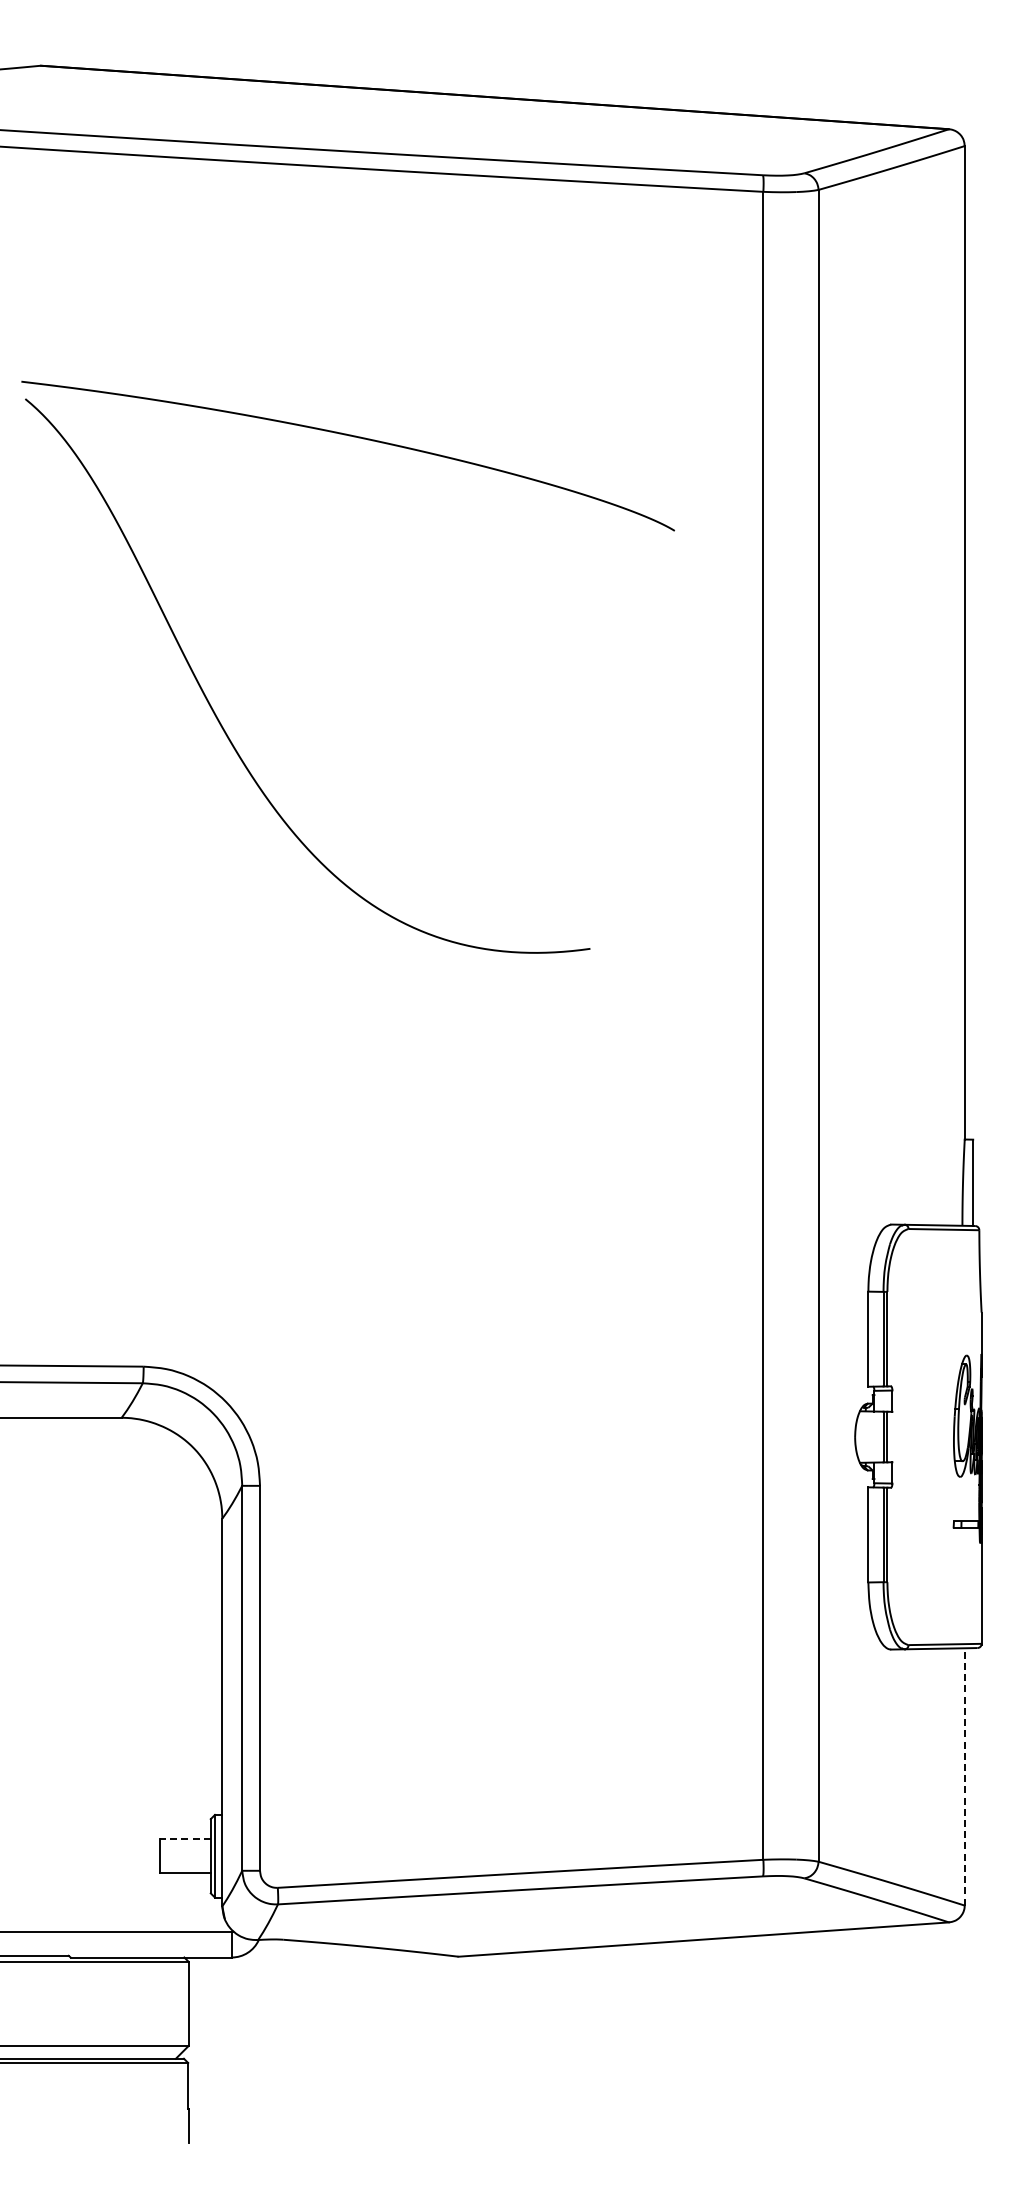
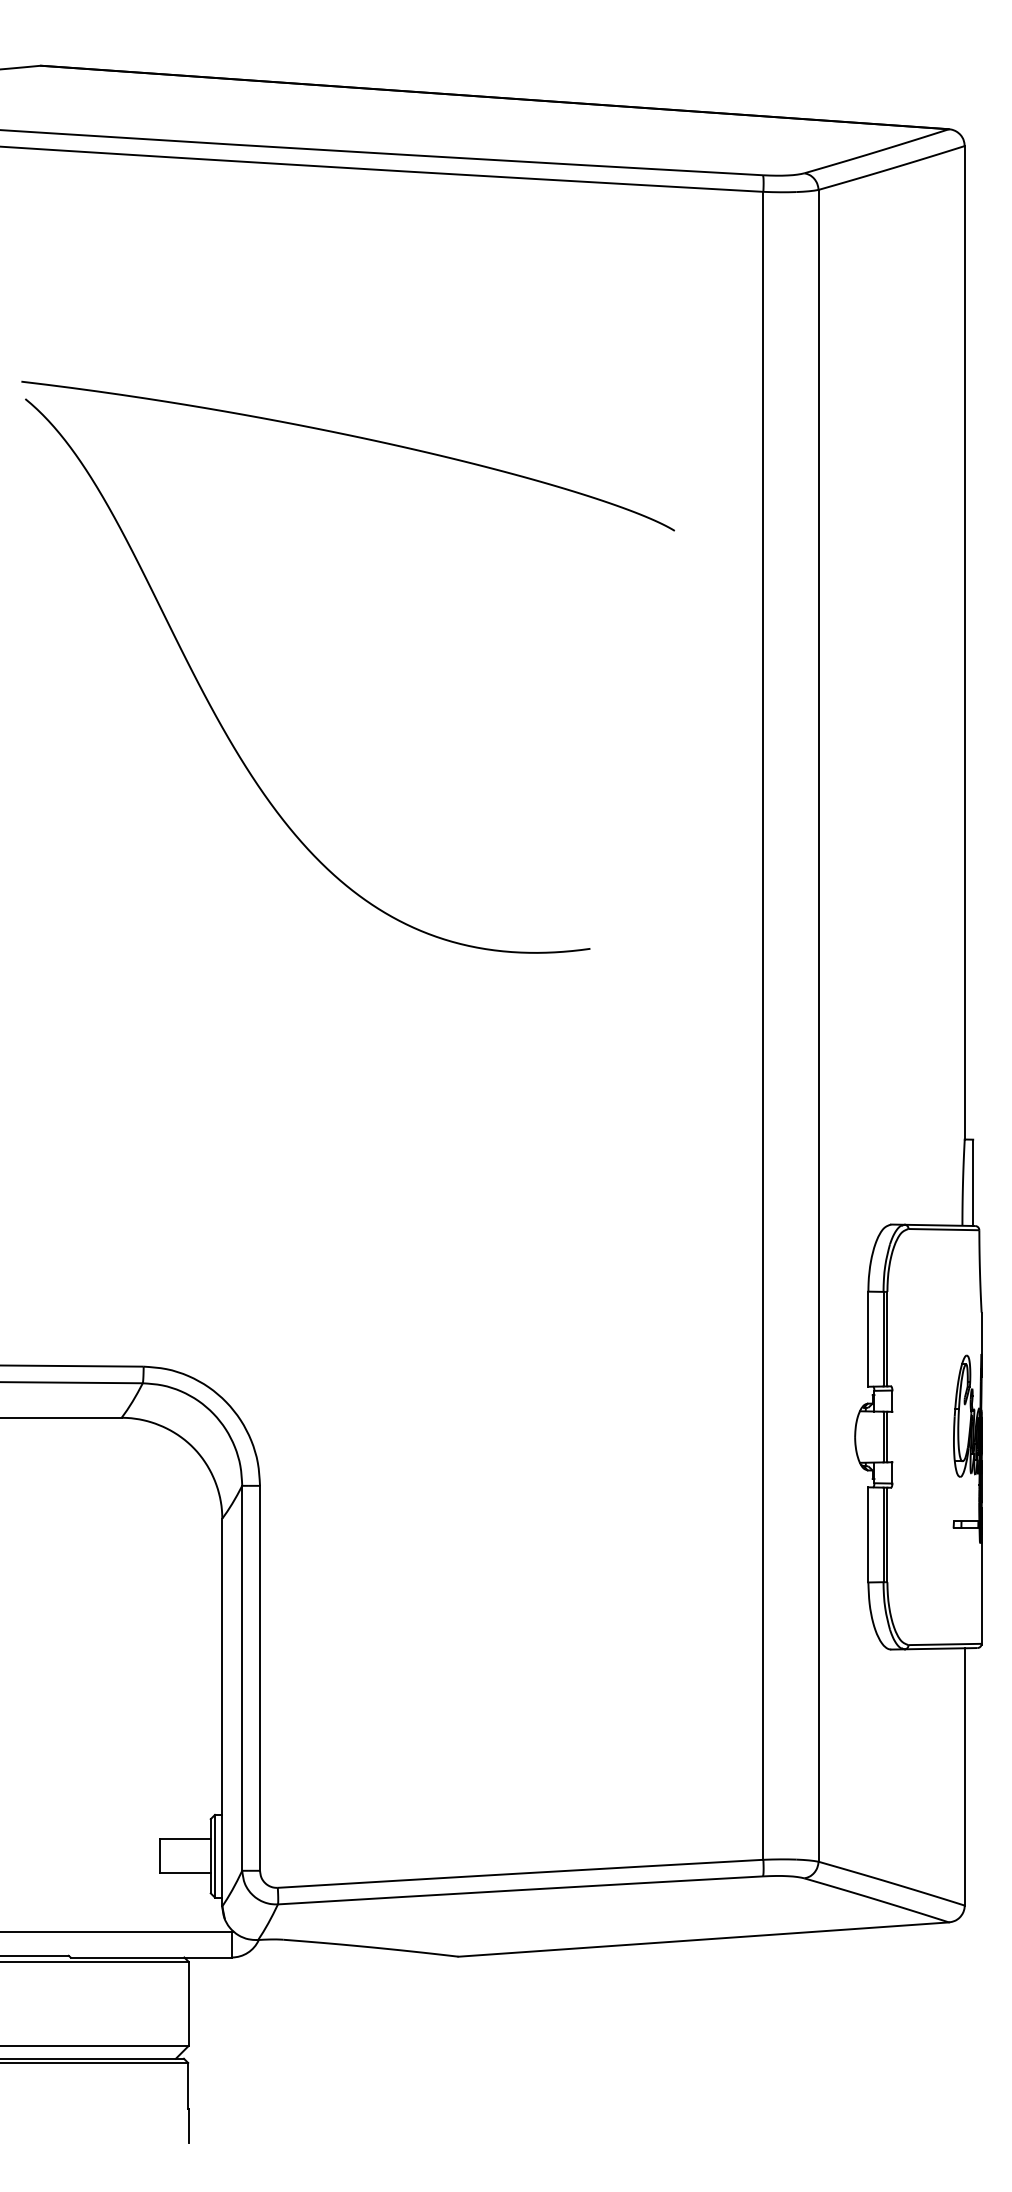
line: dashed -> solid (964, 1776)
line: dashed -> solid (184, 1839)
